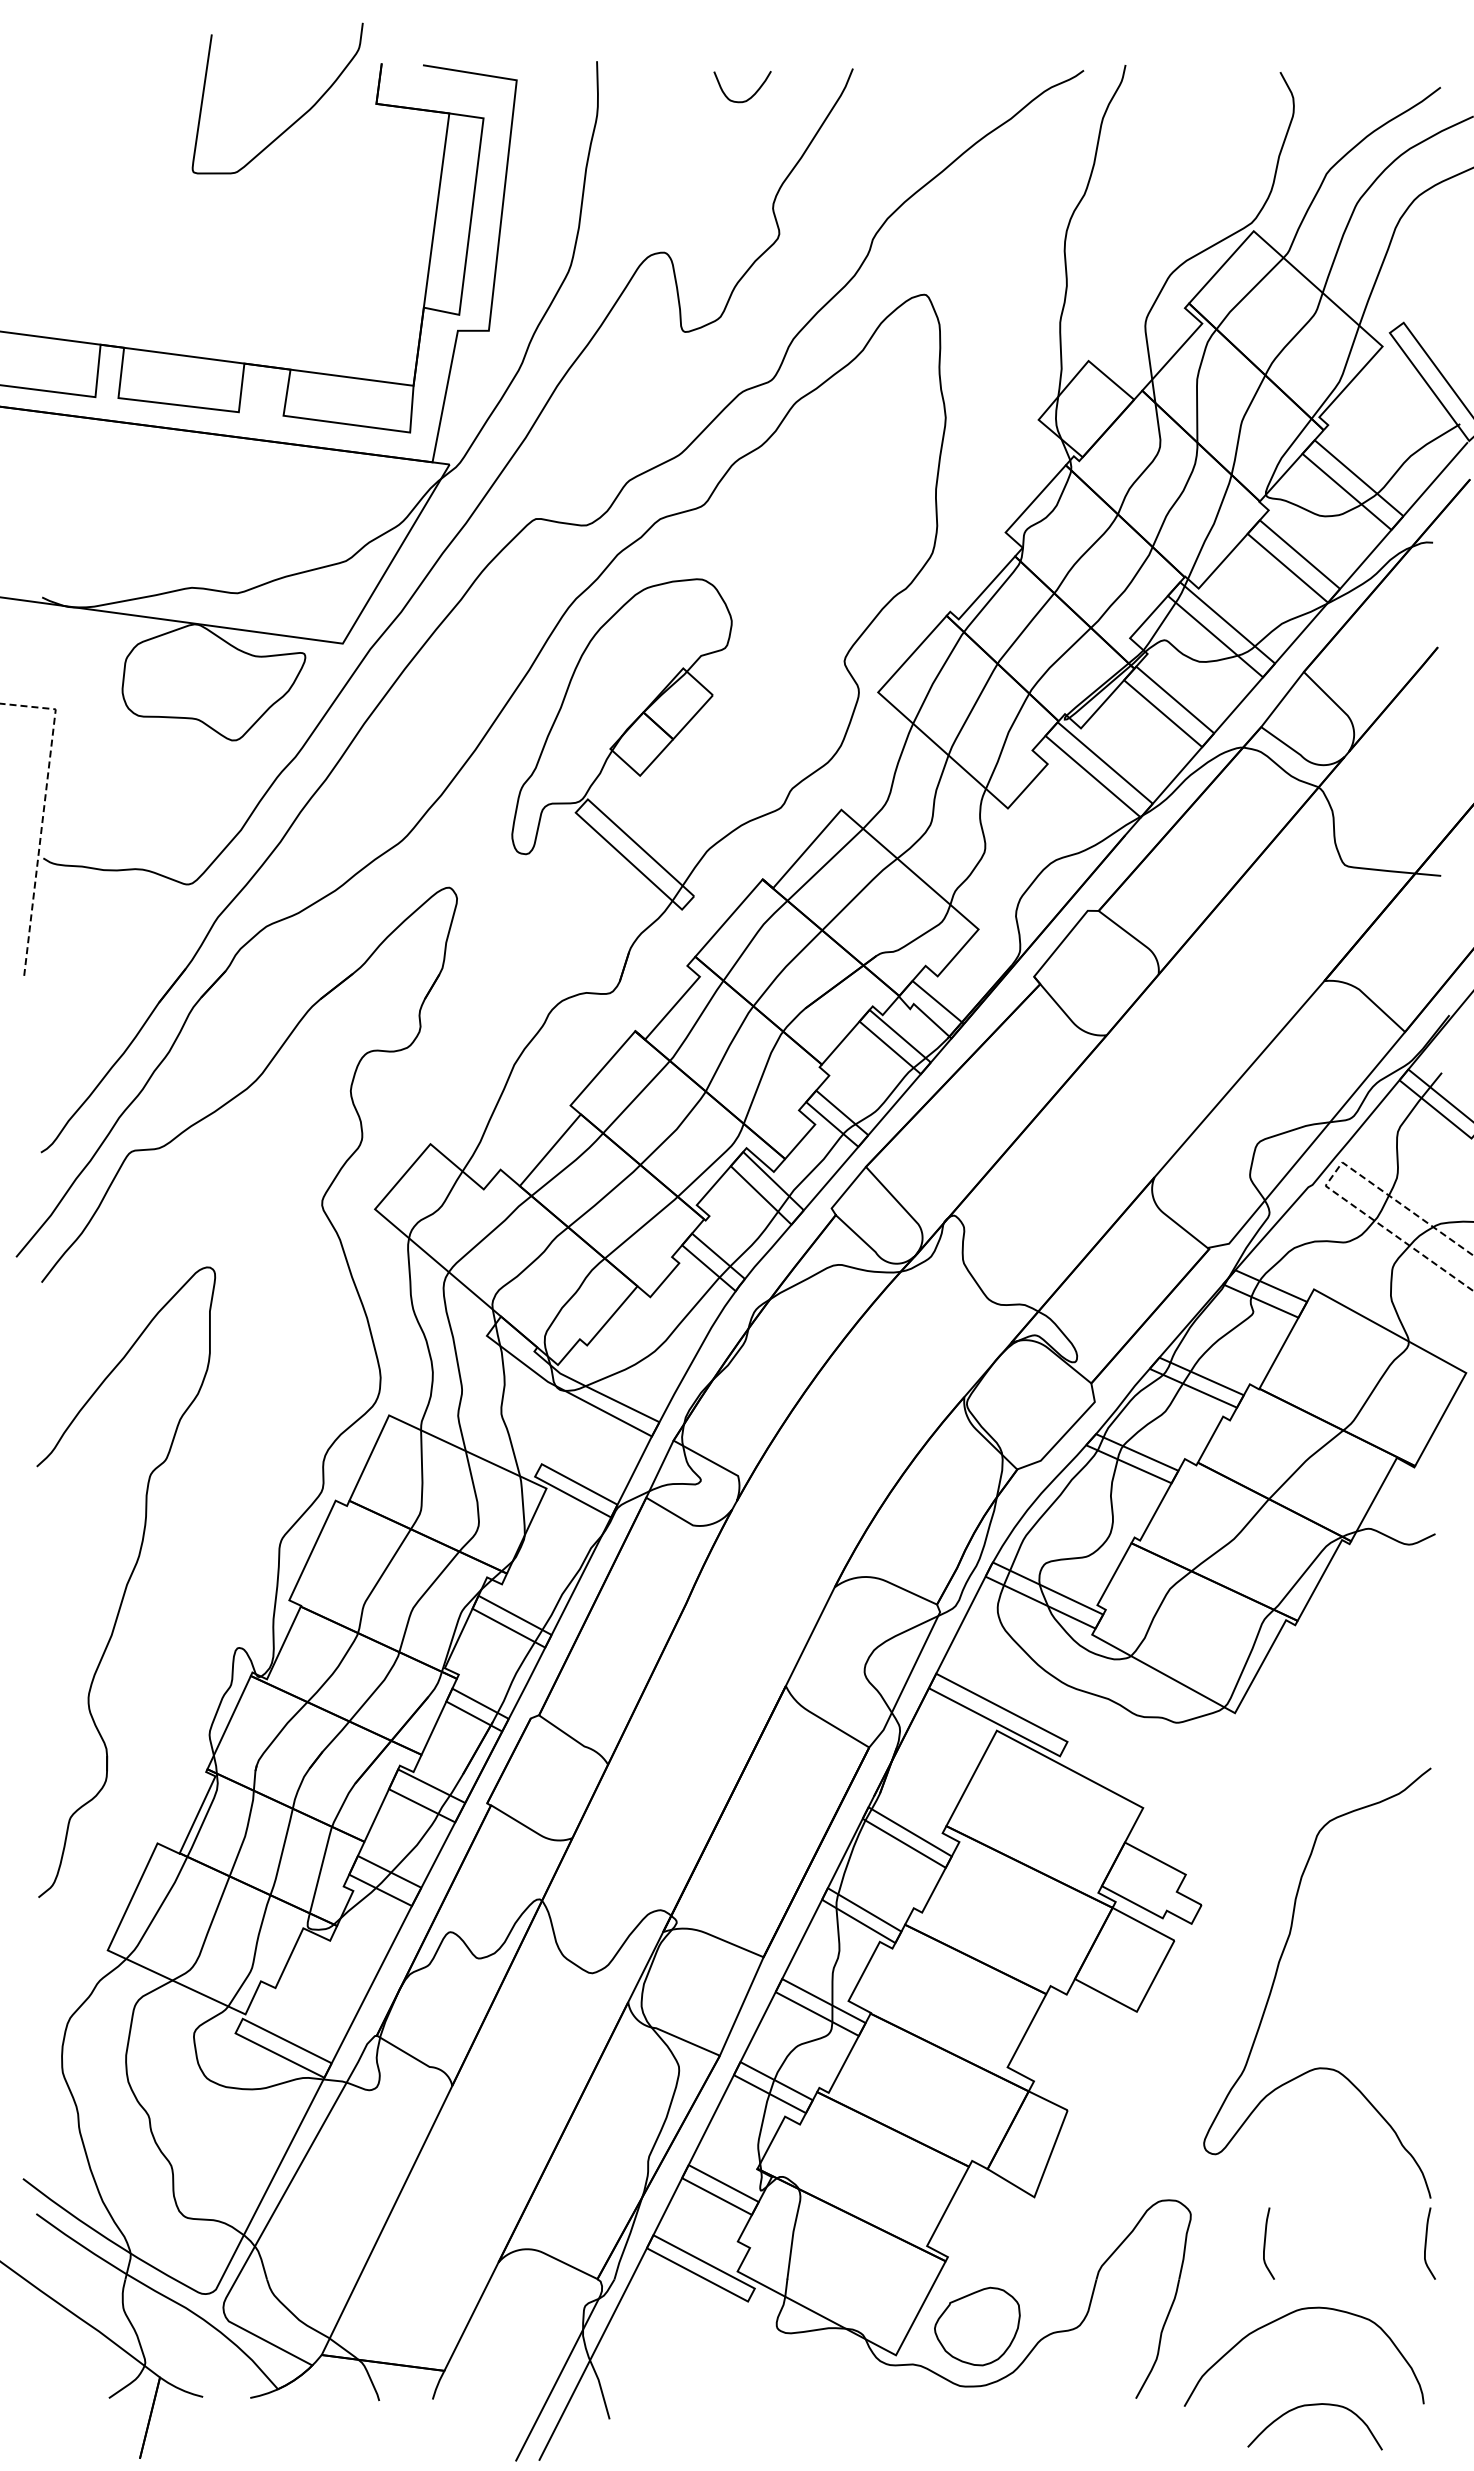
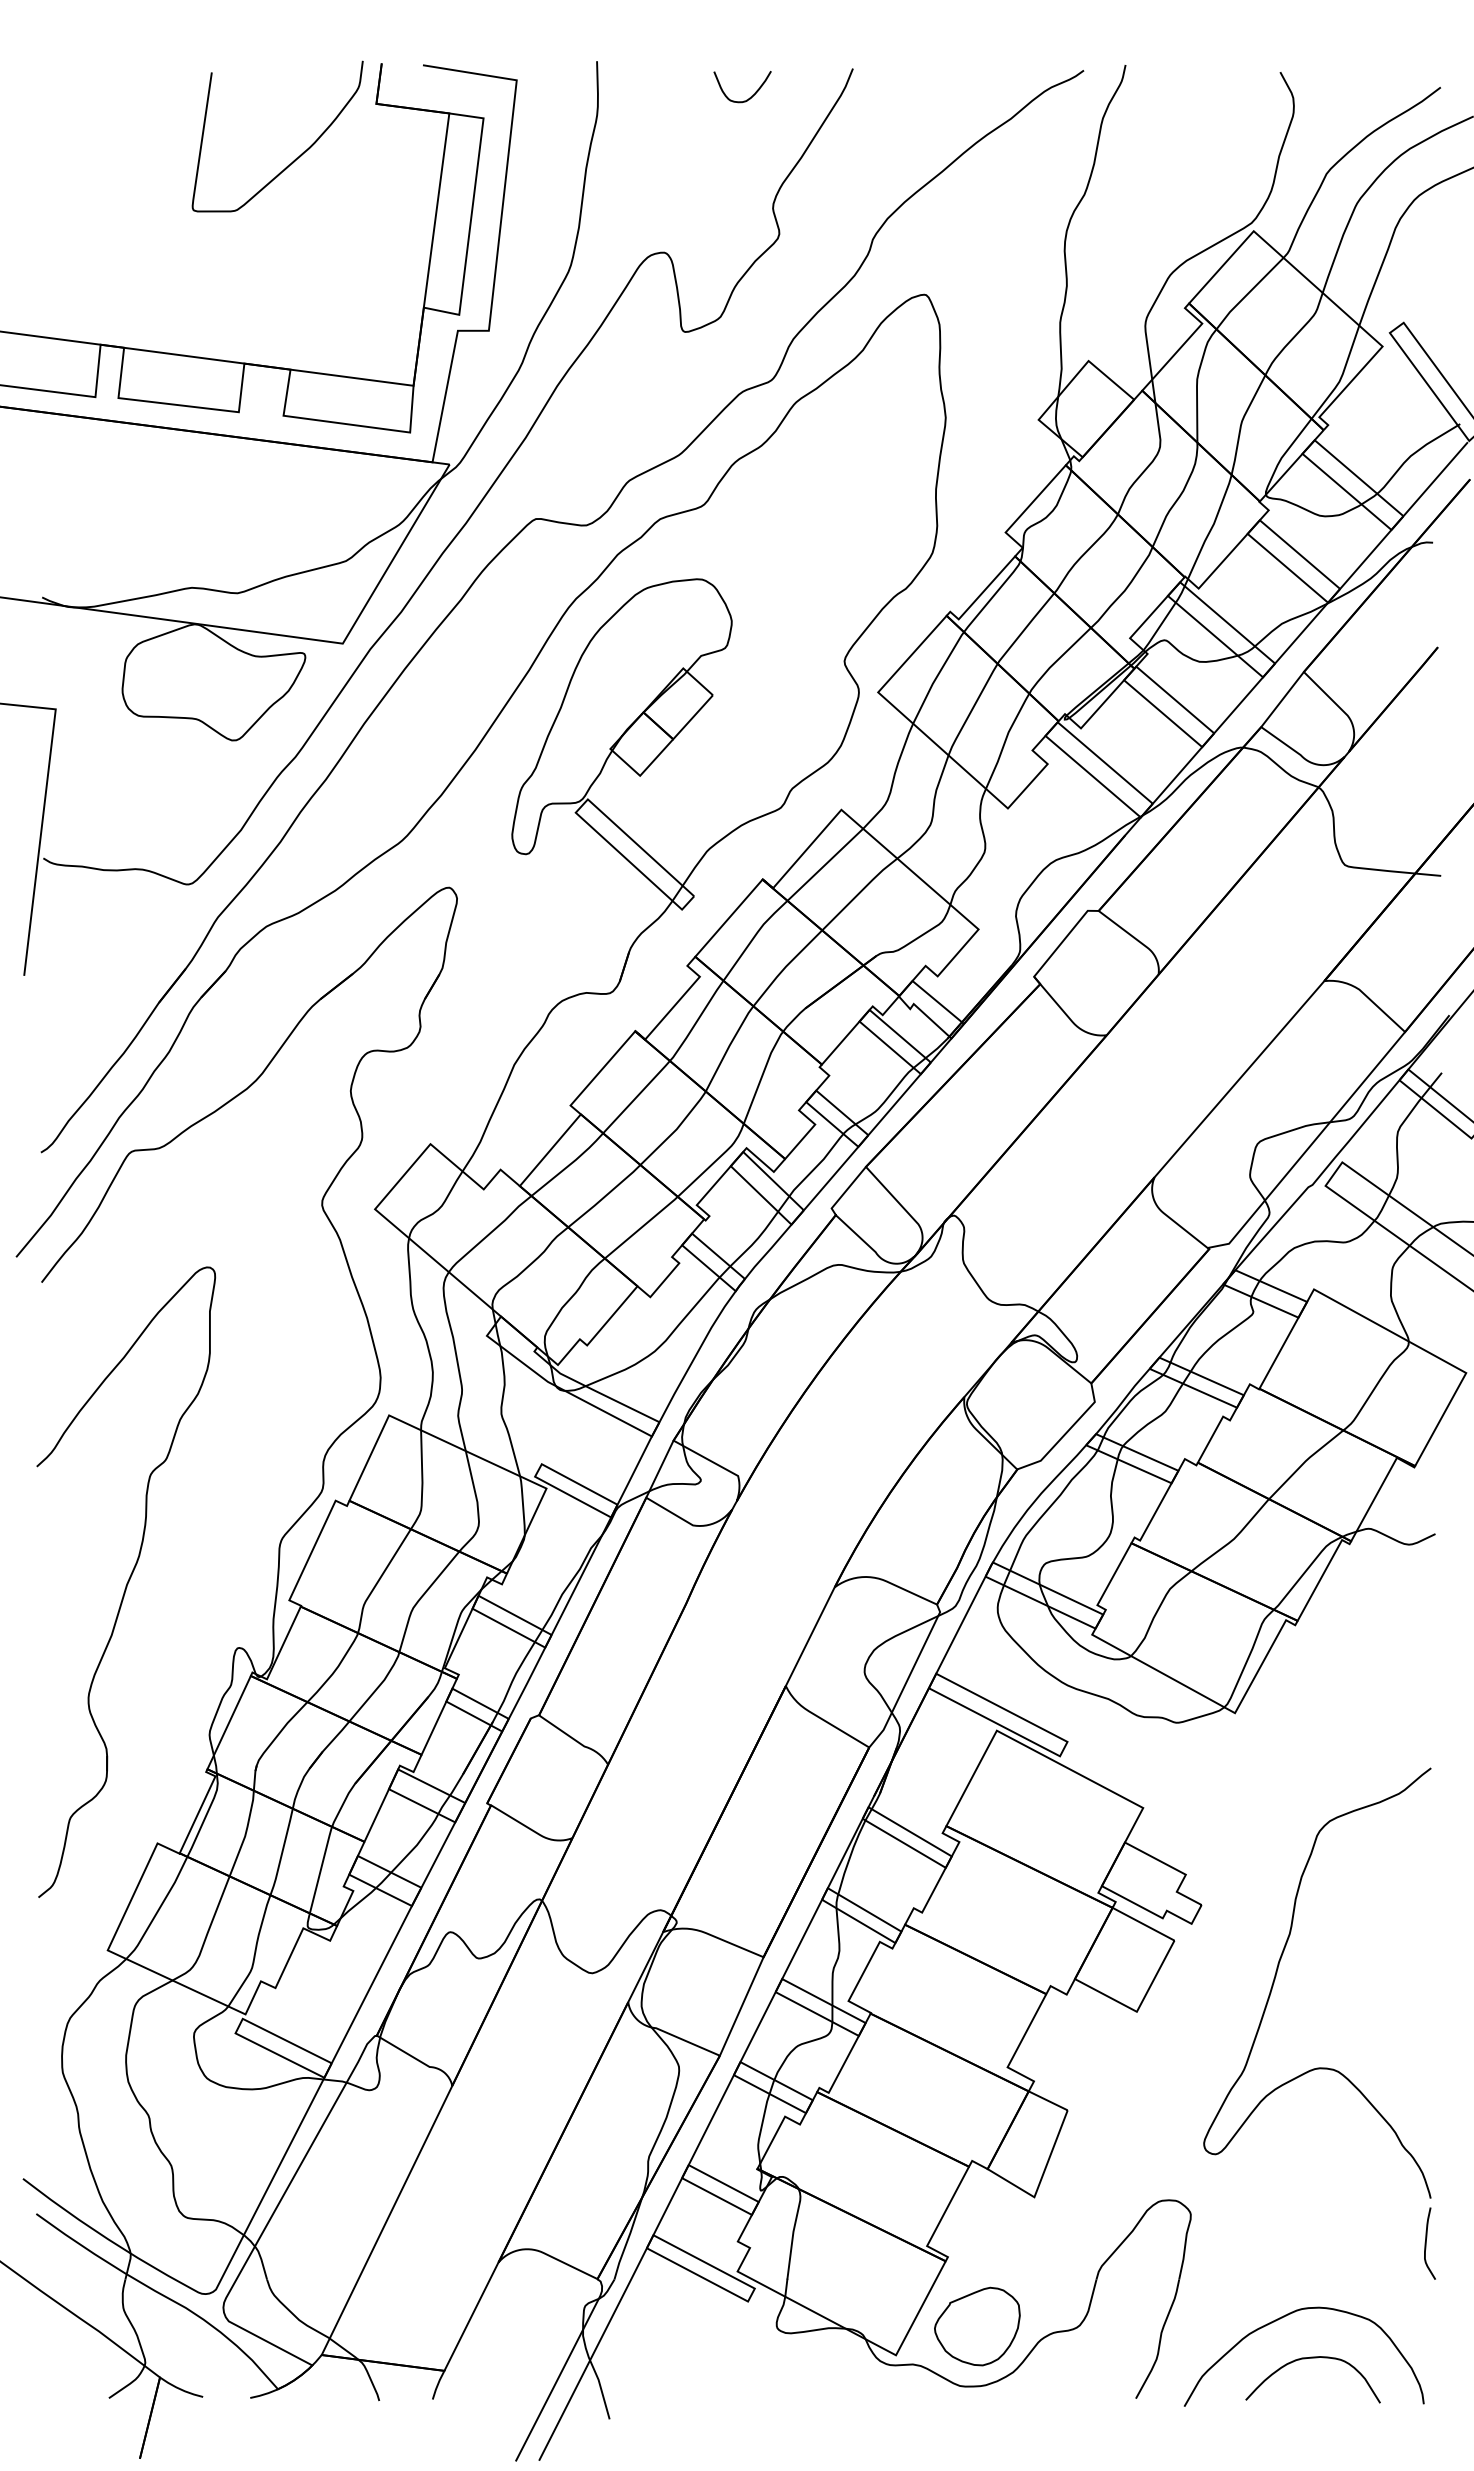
curve position: (295, 120) -> (295, 158) (295, 158)
line: dashed -> solid (43, 814)
line: dashed -> solid (1327, 1182)
curve: present -> none (1265, 2243)
curve position: (1314, 2405) -> (1312, 2358) (1312, 2358)
